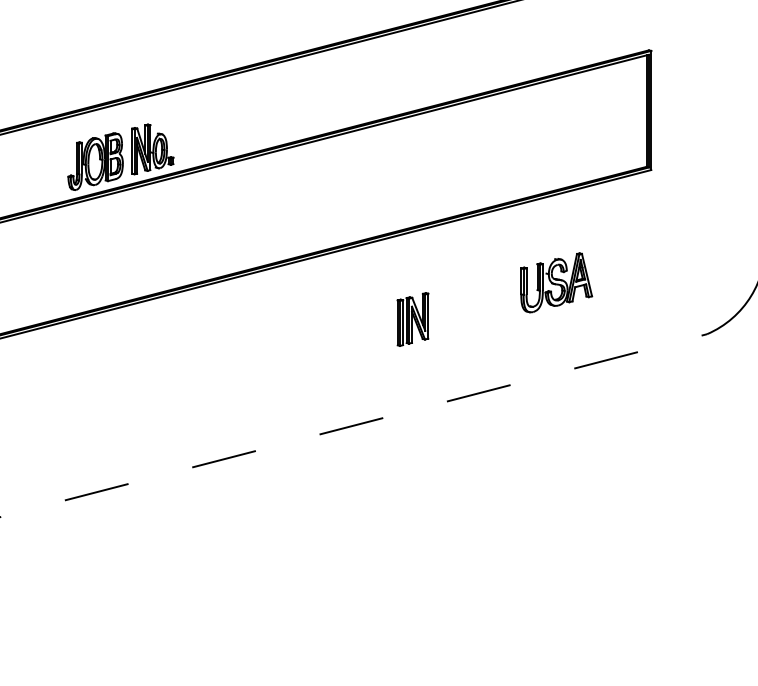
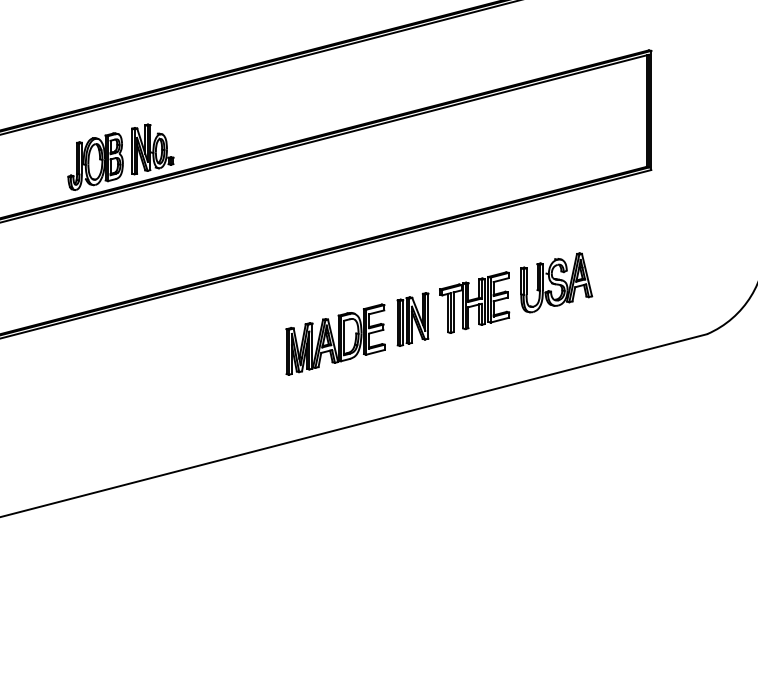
part: none -> present (474, 302)
part: none -> present (335, 339)
line: dashed -> solid (354, 425)
